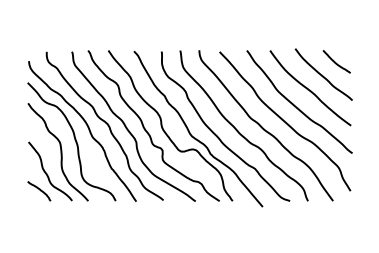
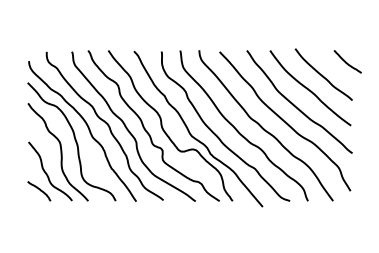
curve position: (335, 61) -> (346, 61) (346, 61)
